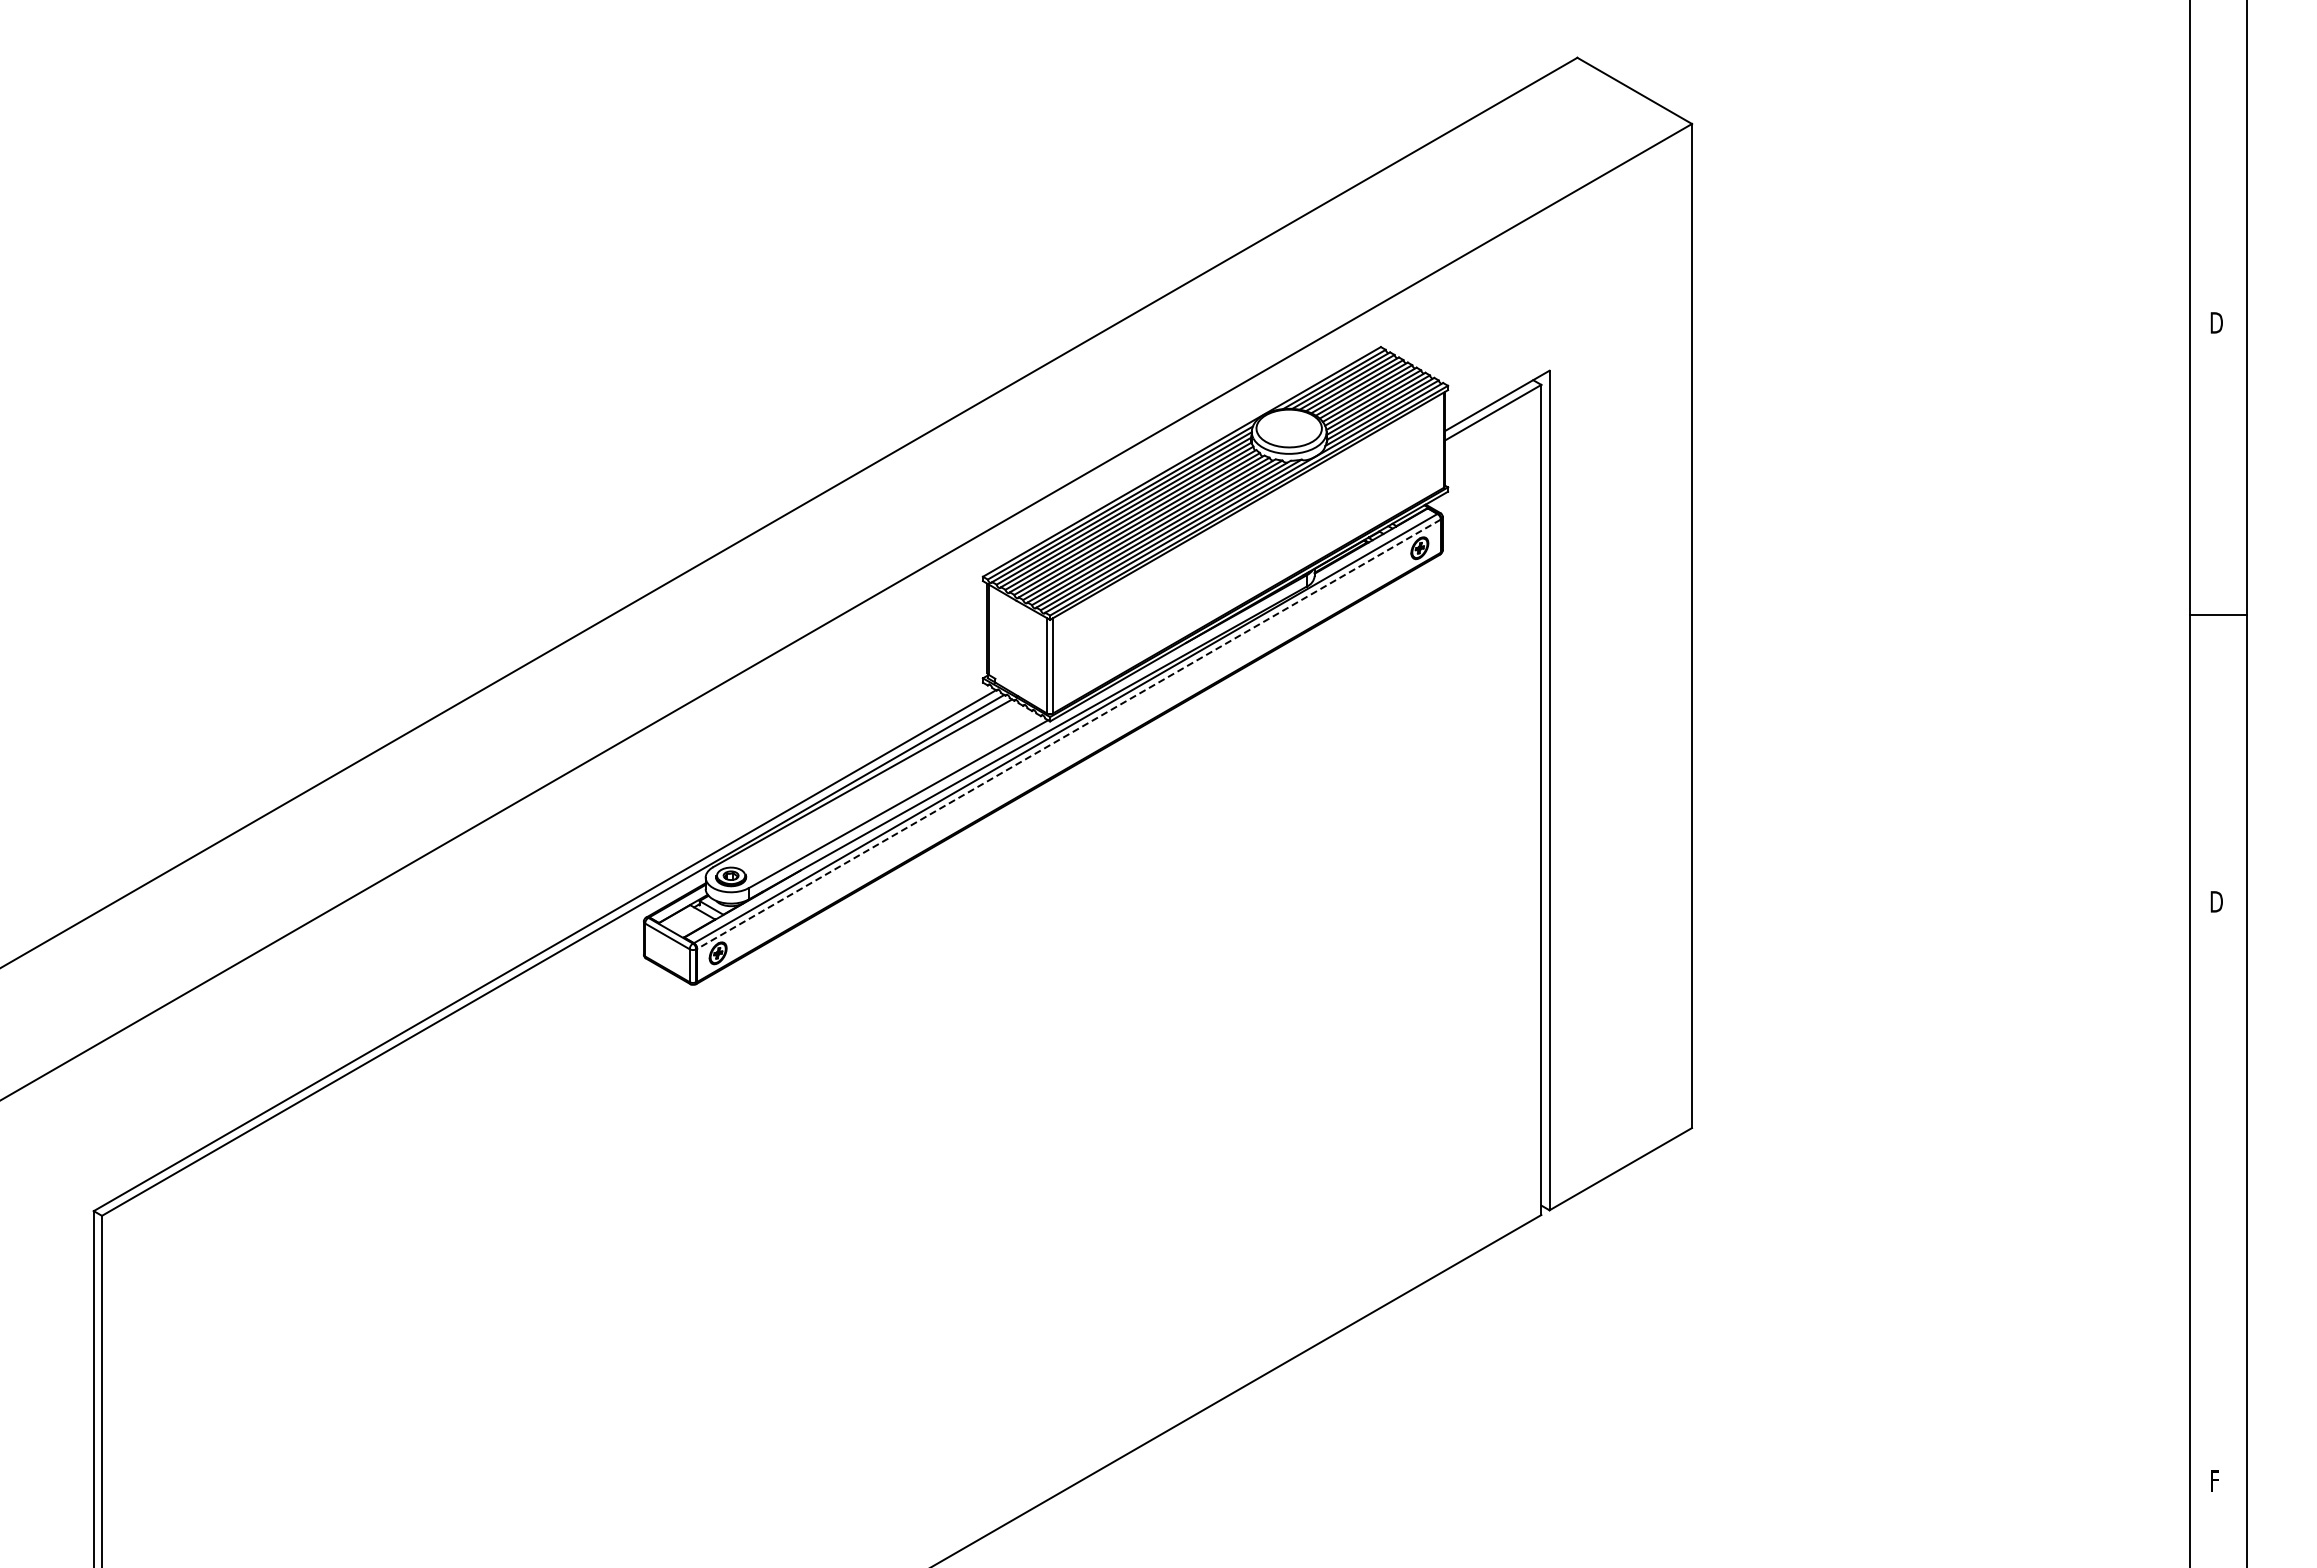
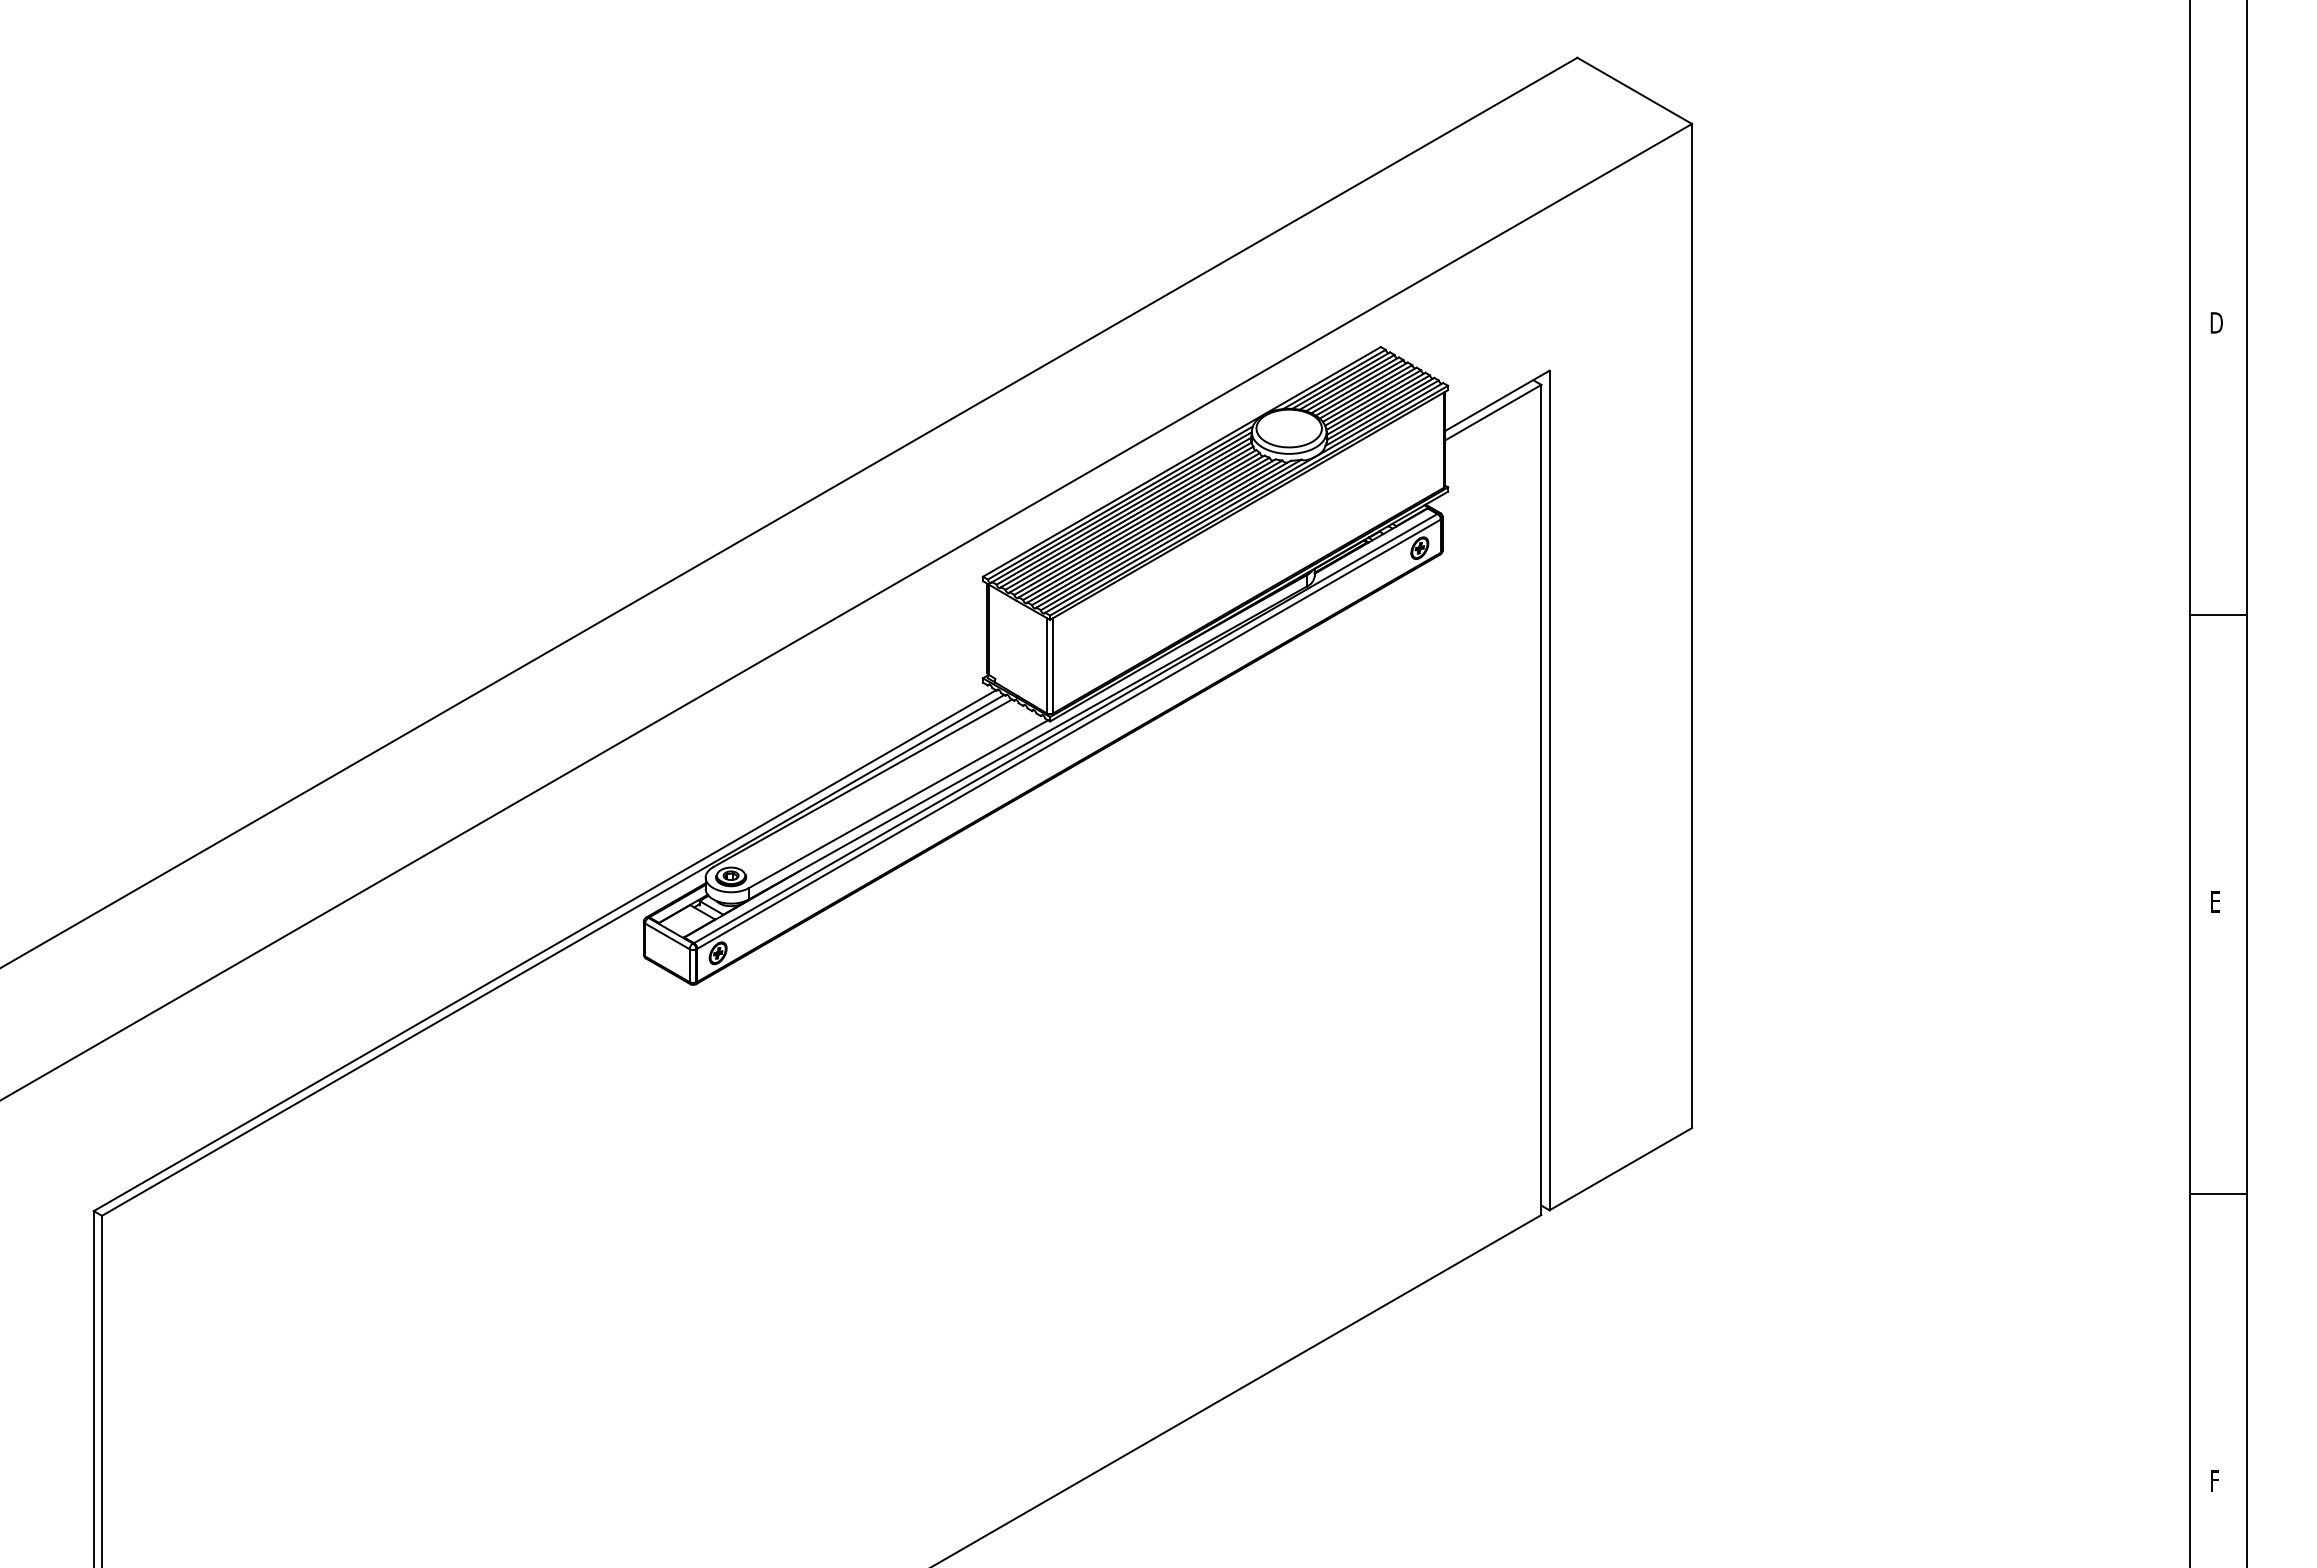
line: dashed -> solid (1068, 734)
text: D -> E (2216, 901)
line: none -> present (2218, 1194)
